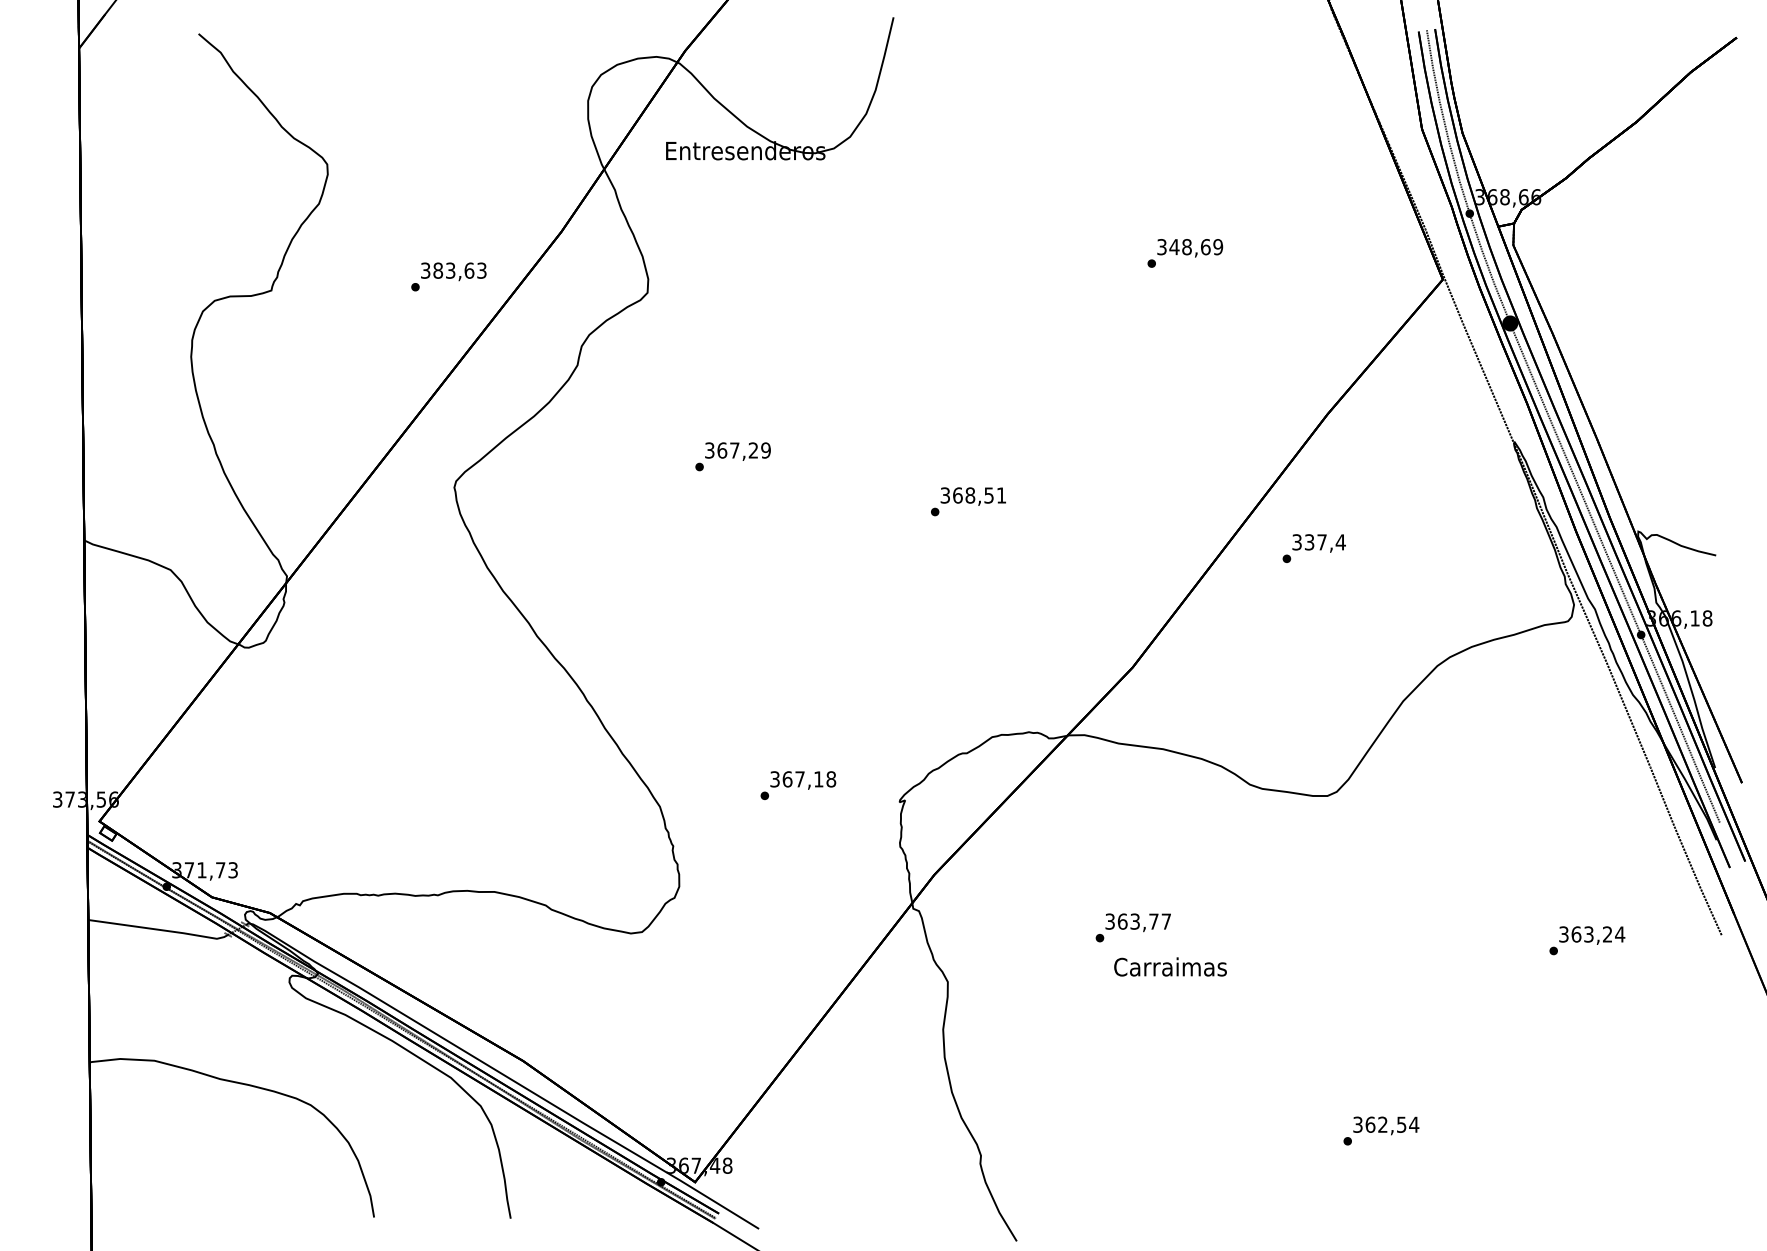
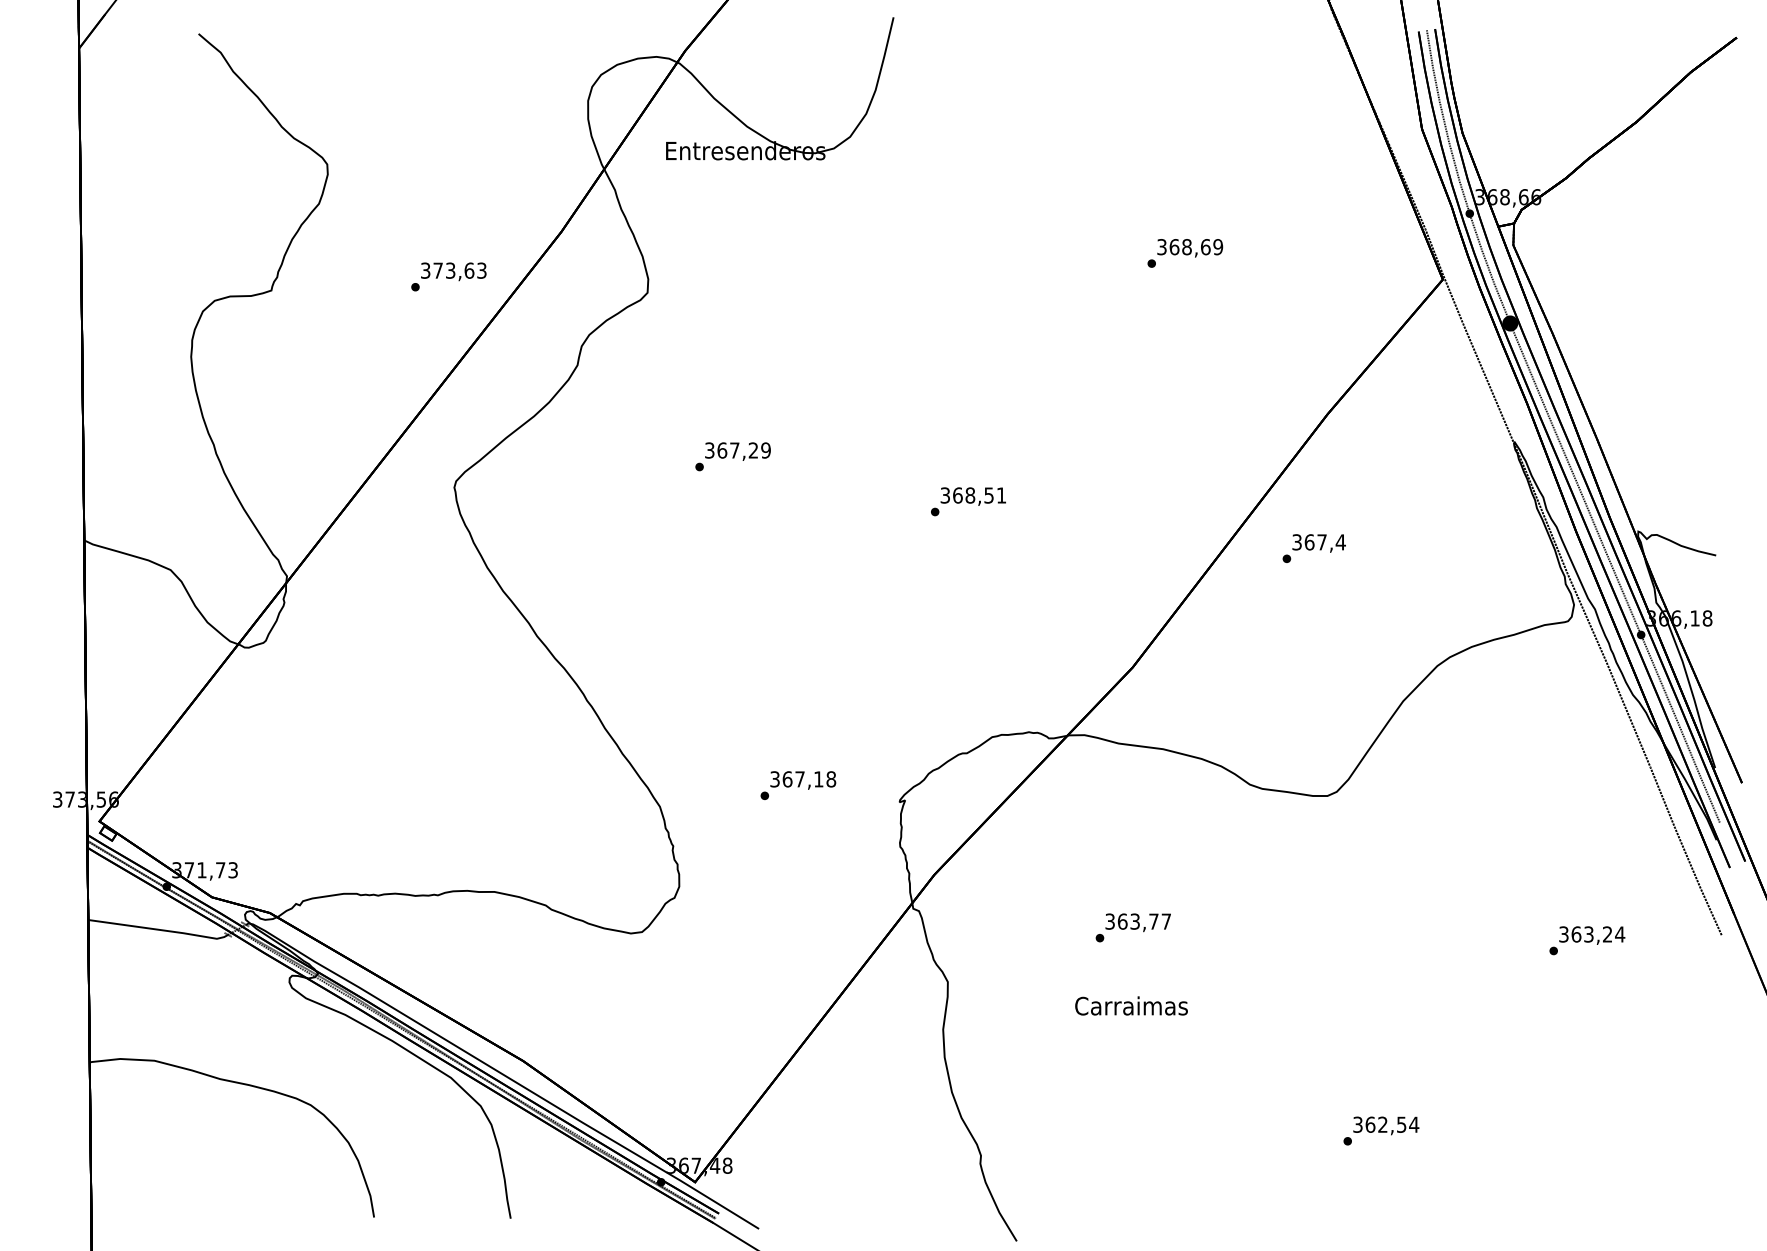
text: 348,69 -> 368,69 (1174, 247)
text: 383,63 -> 373,63 (438, 270)
text: 337,4 -> 367,4 (1309, 542)
text position: (1170, 966) -> (1131, 1005) (1131, 1005)
